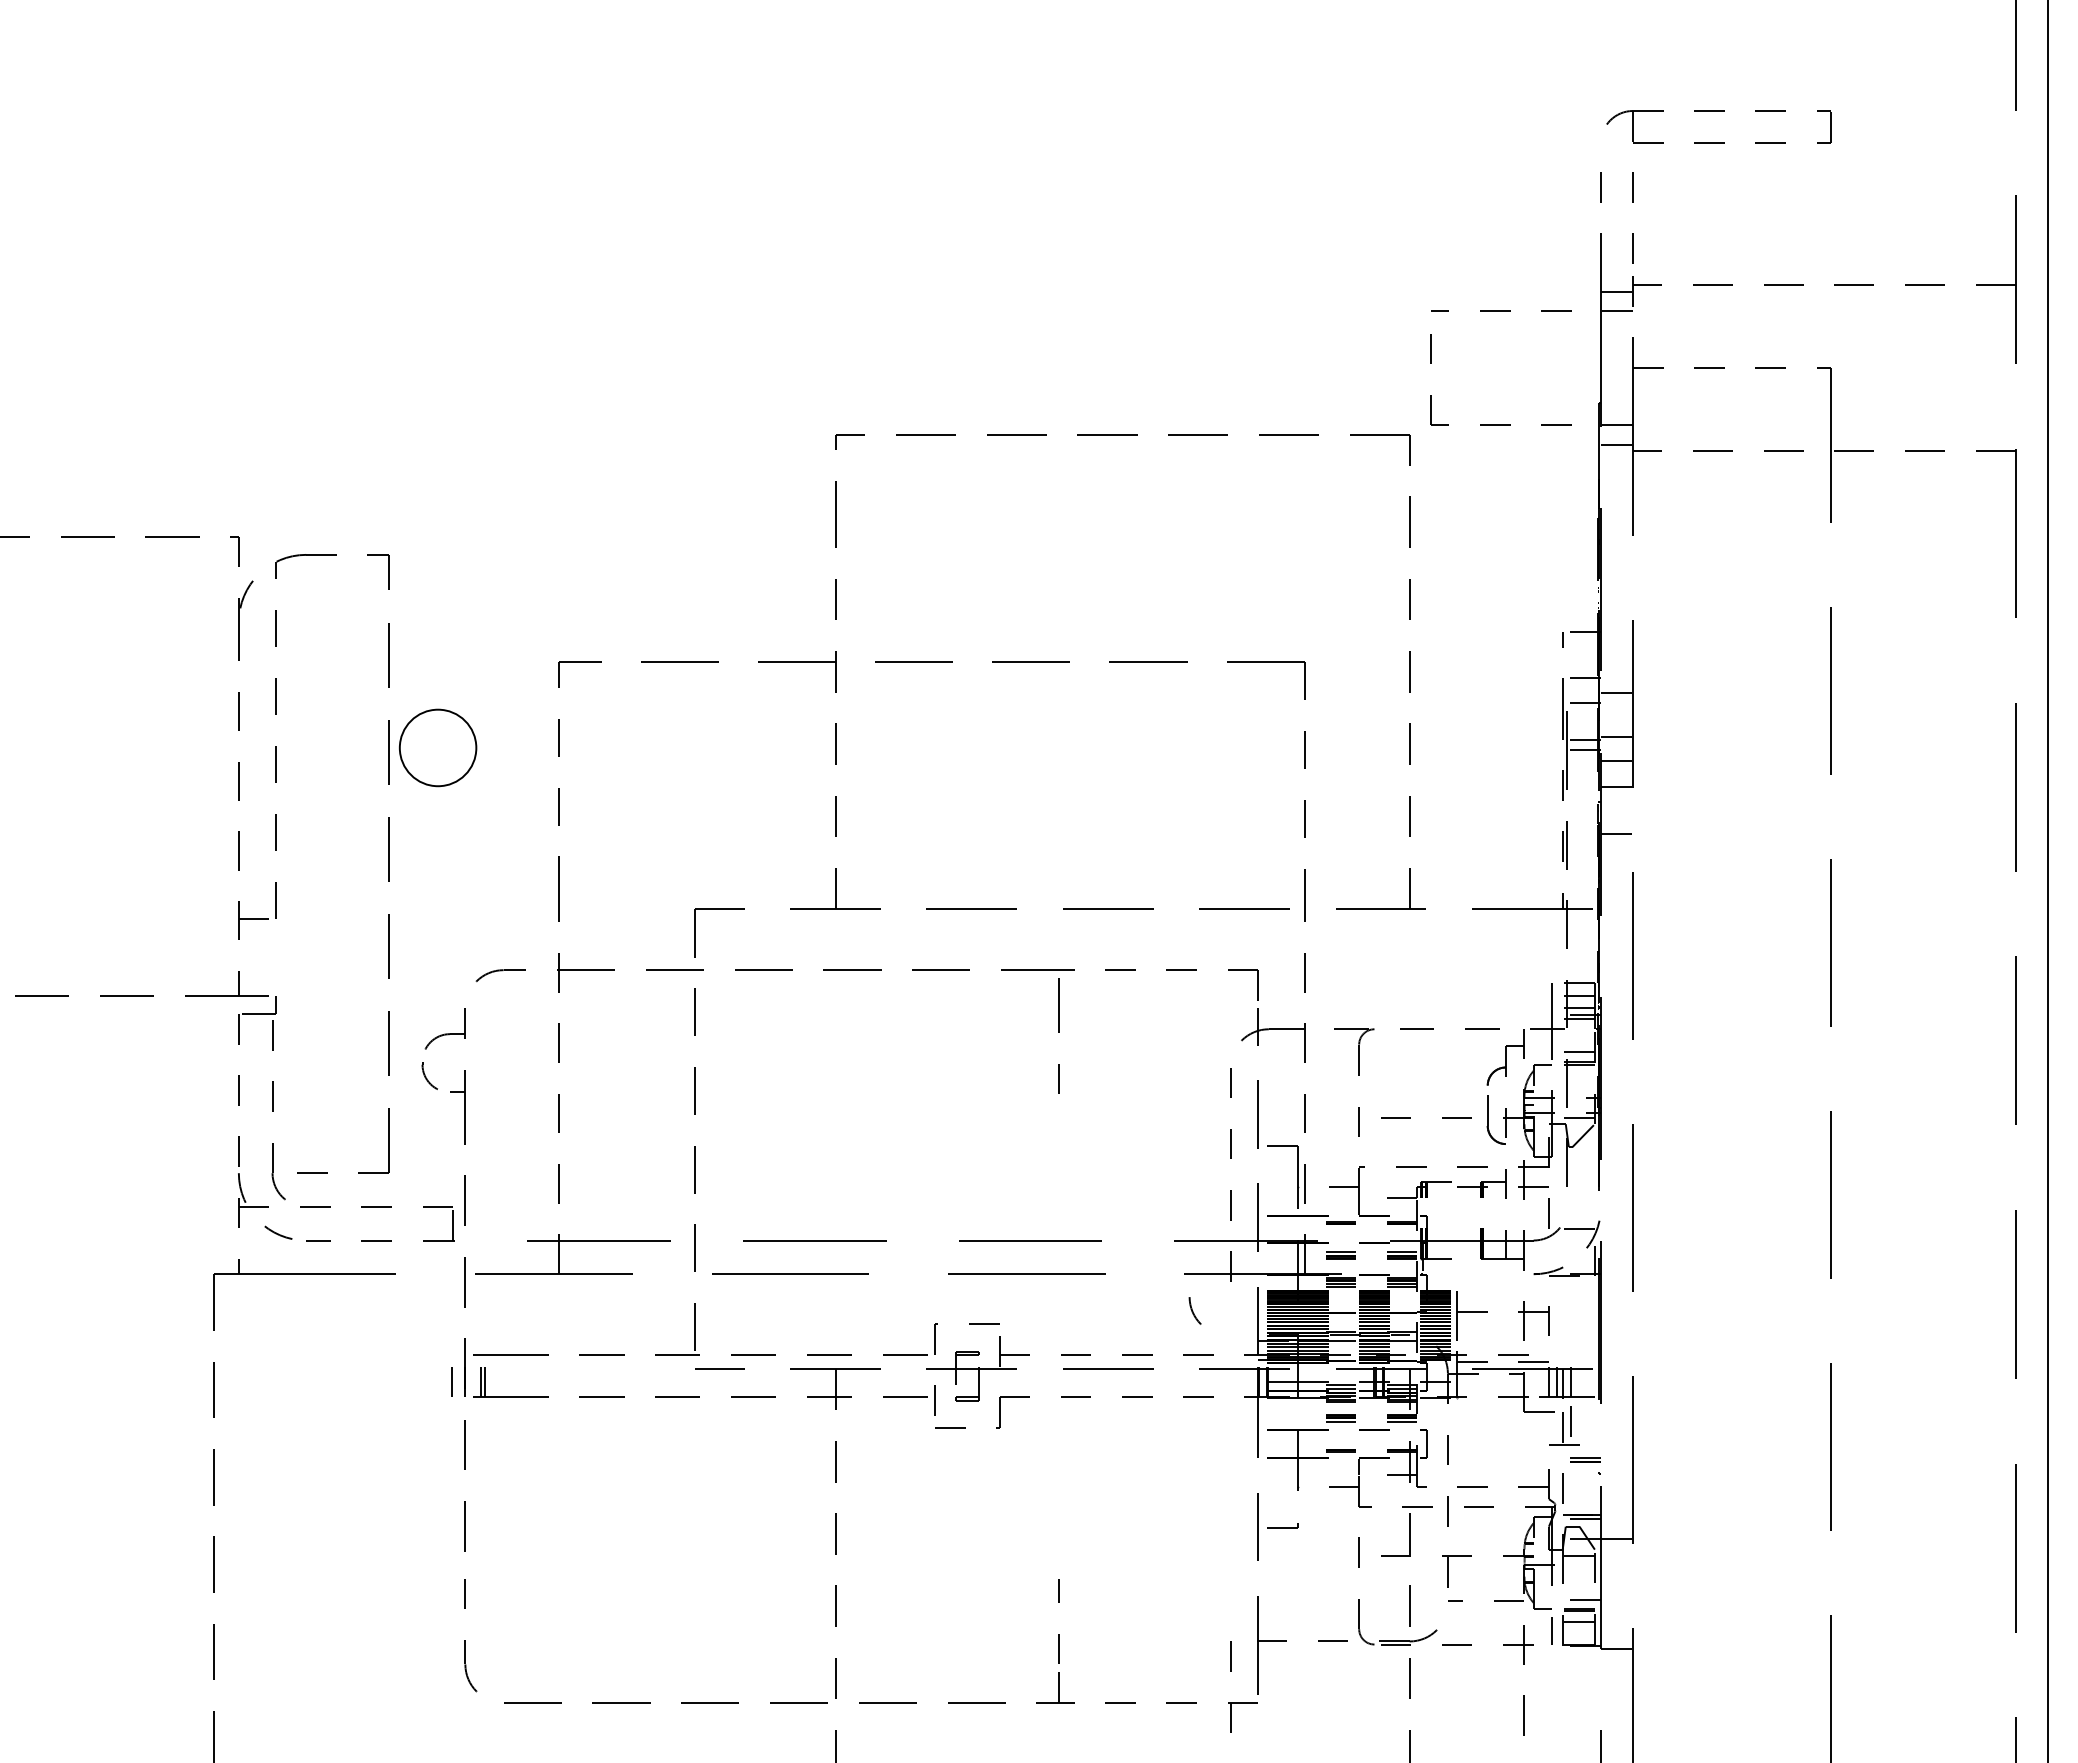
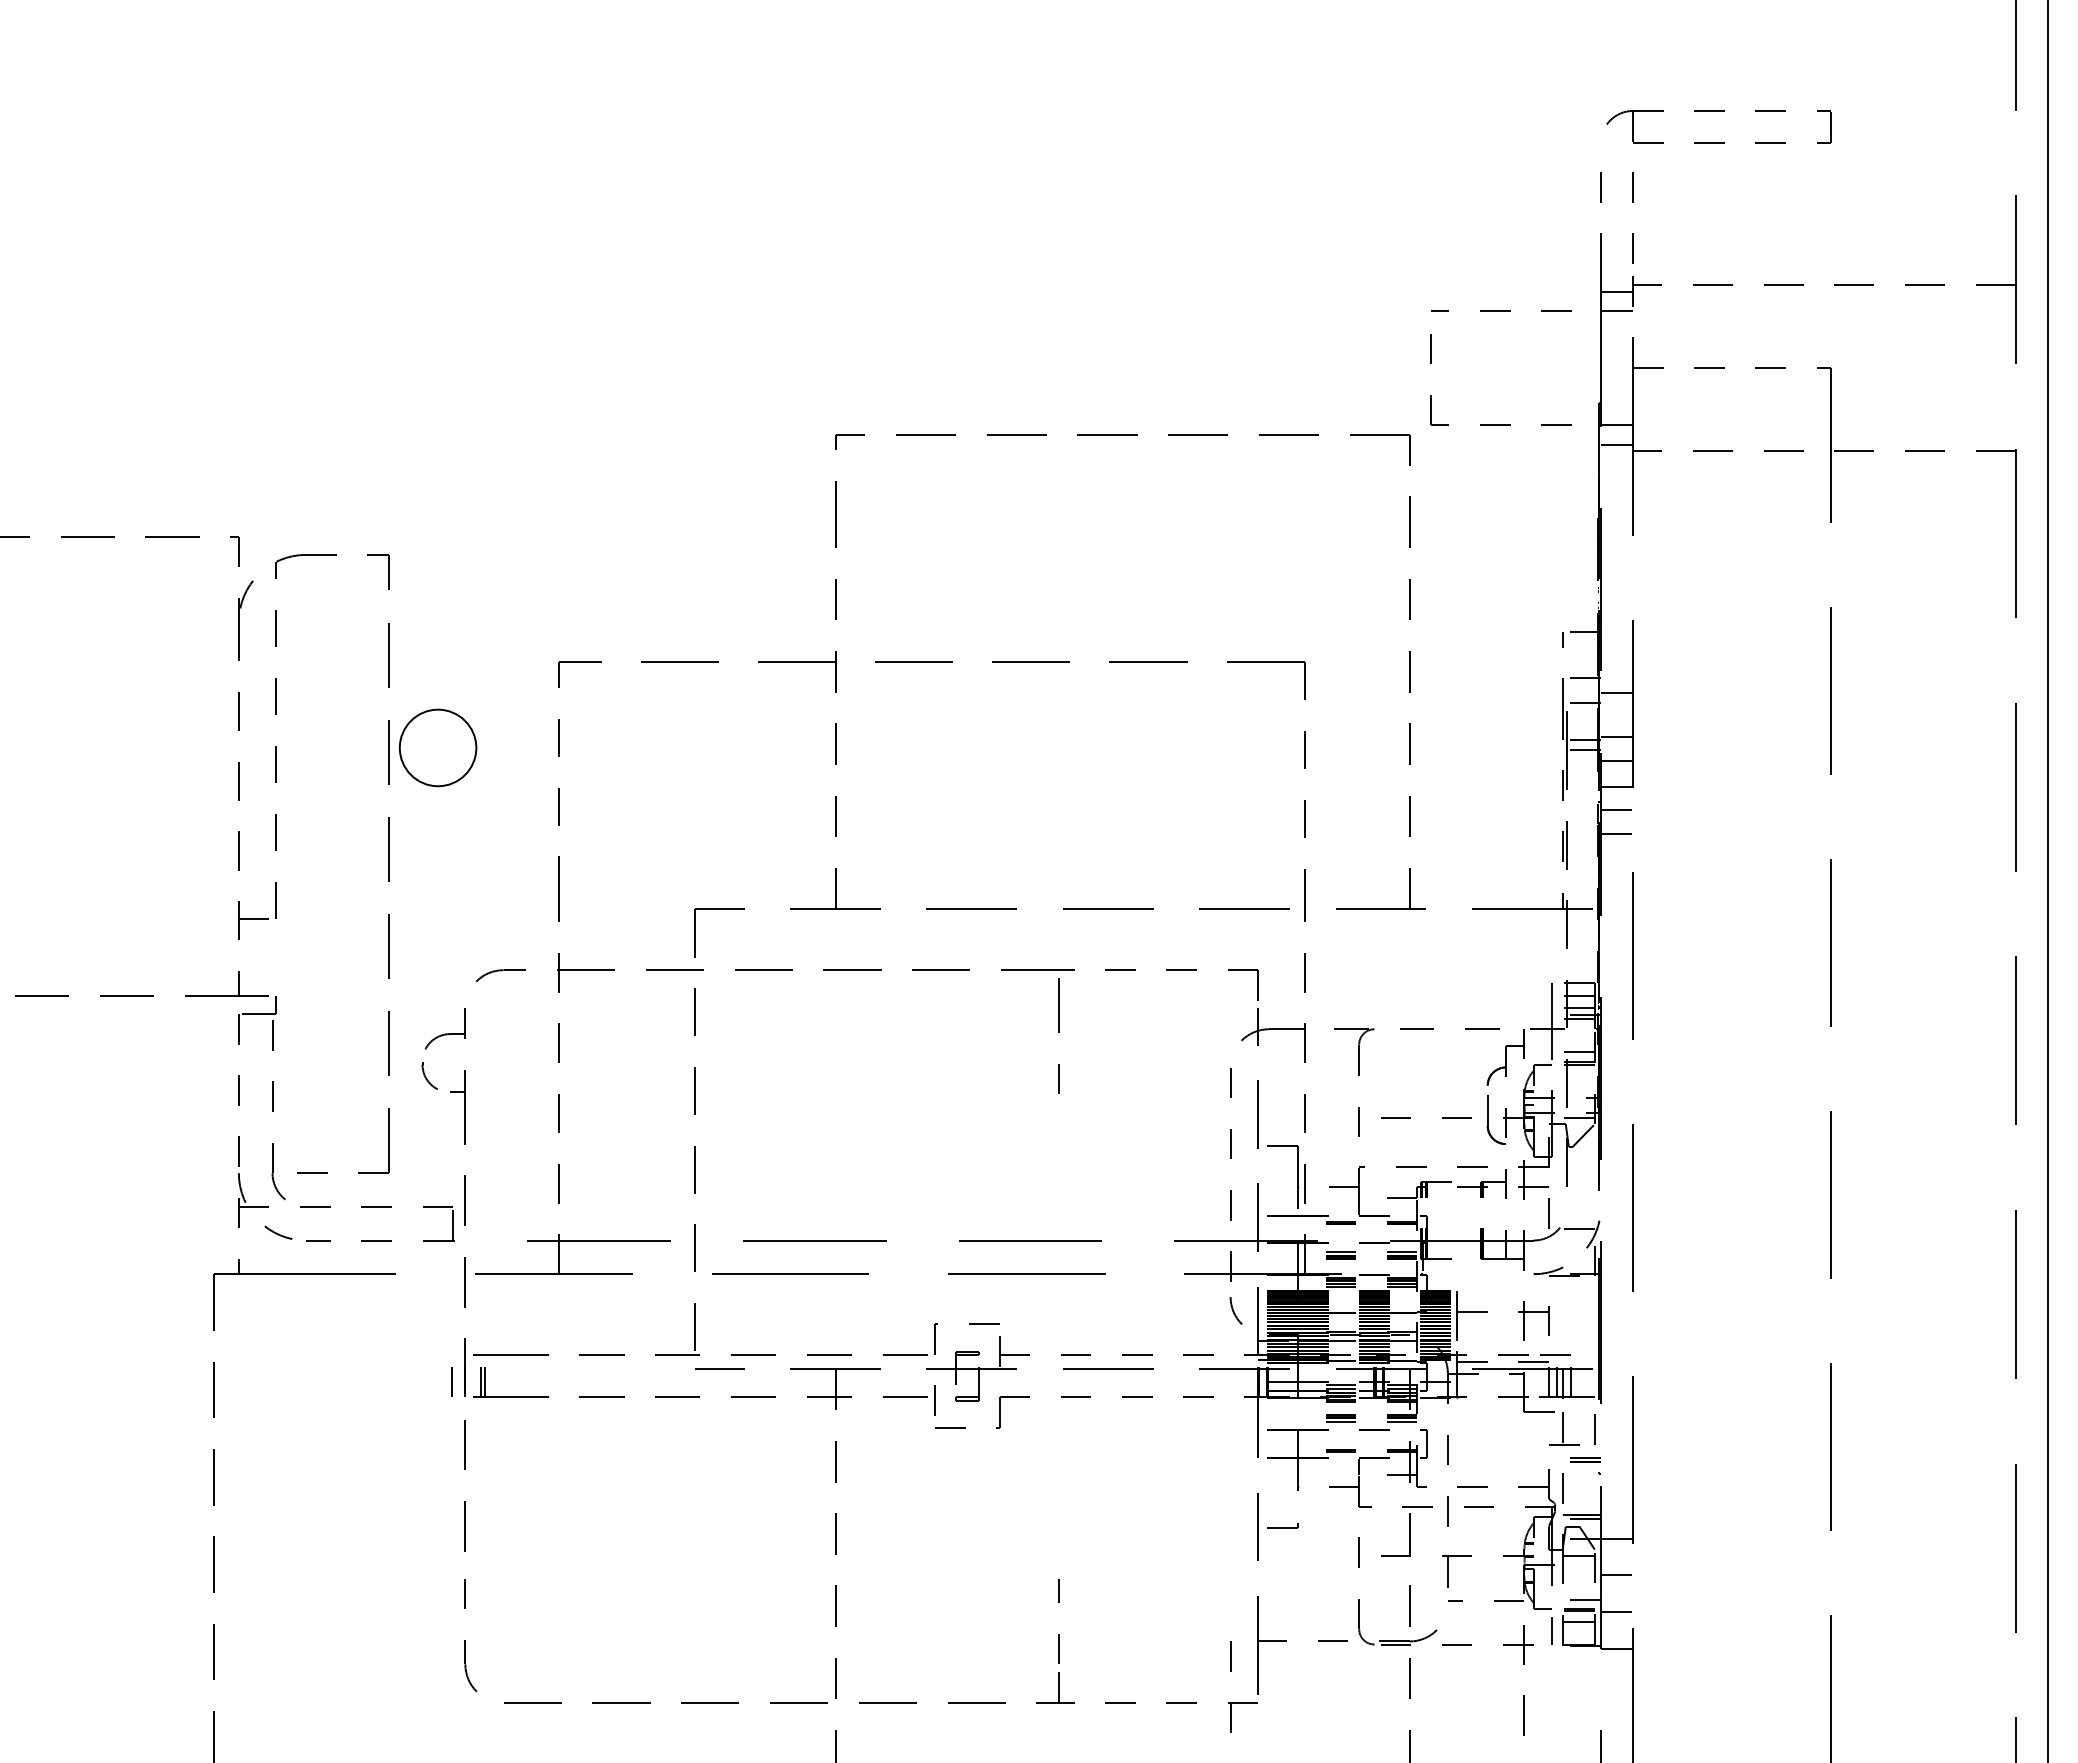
line: none -> present (1616, 810)
arc position: (1193, 1311) -> (1234, 1311) (1234, 1311)
line: none -> present (1554, 1354)
line position: (1570, 1421) -> (1594, 1429) (1594, 1429)
line: none -> present (1616, 1575)
line: none -> present (1616, 1612)
